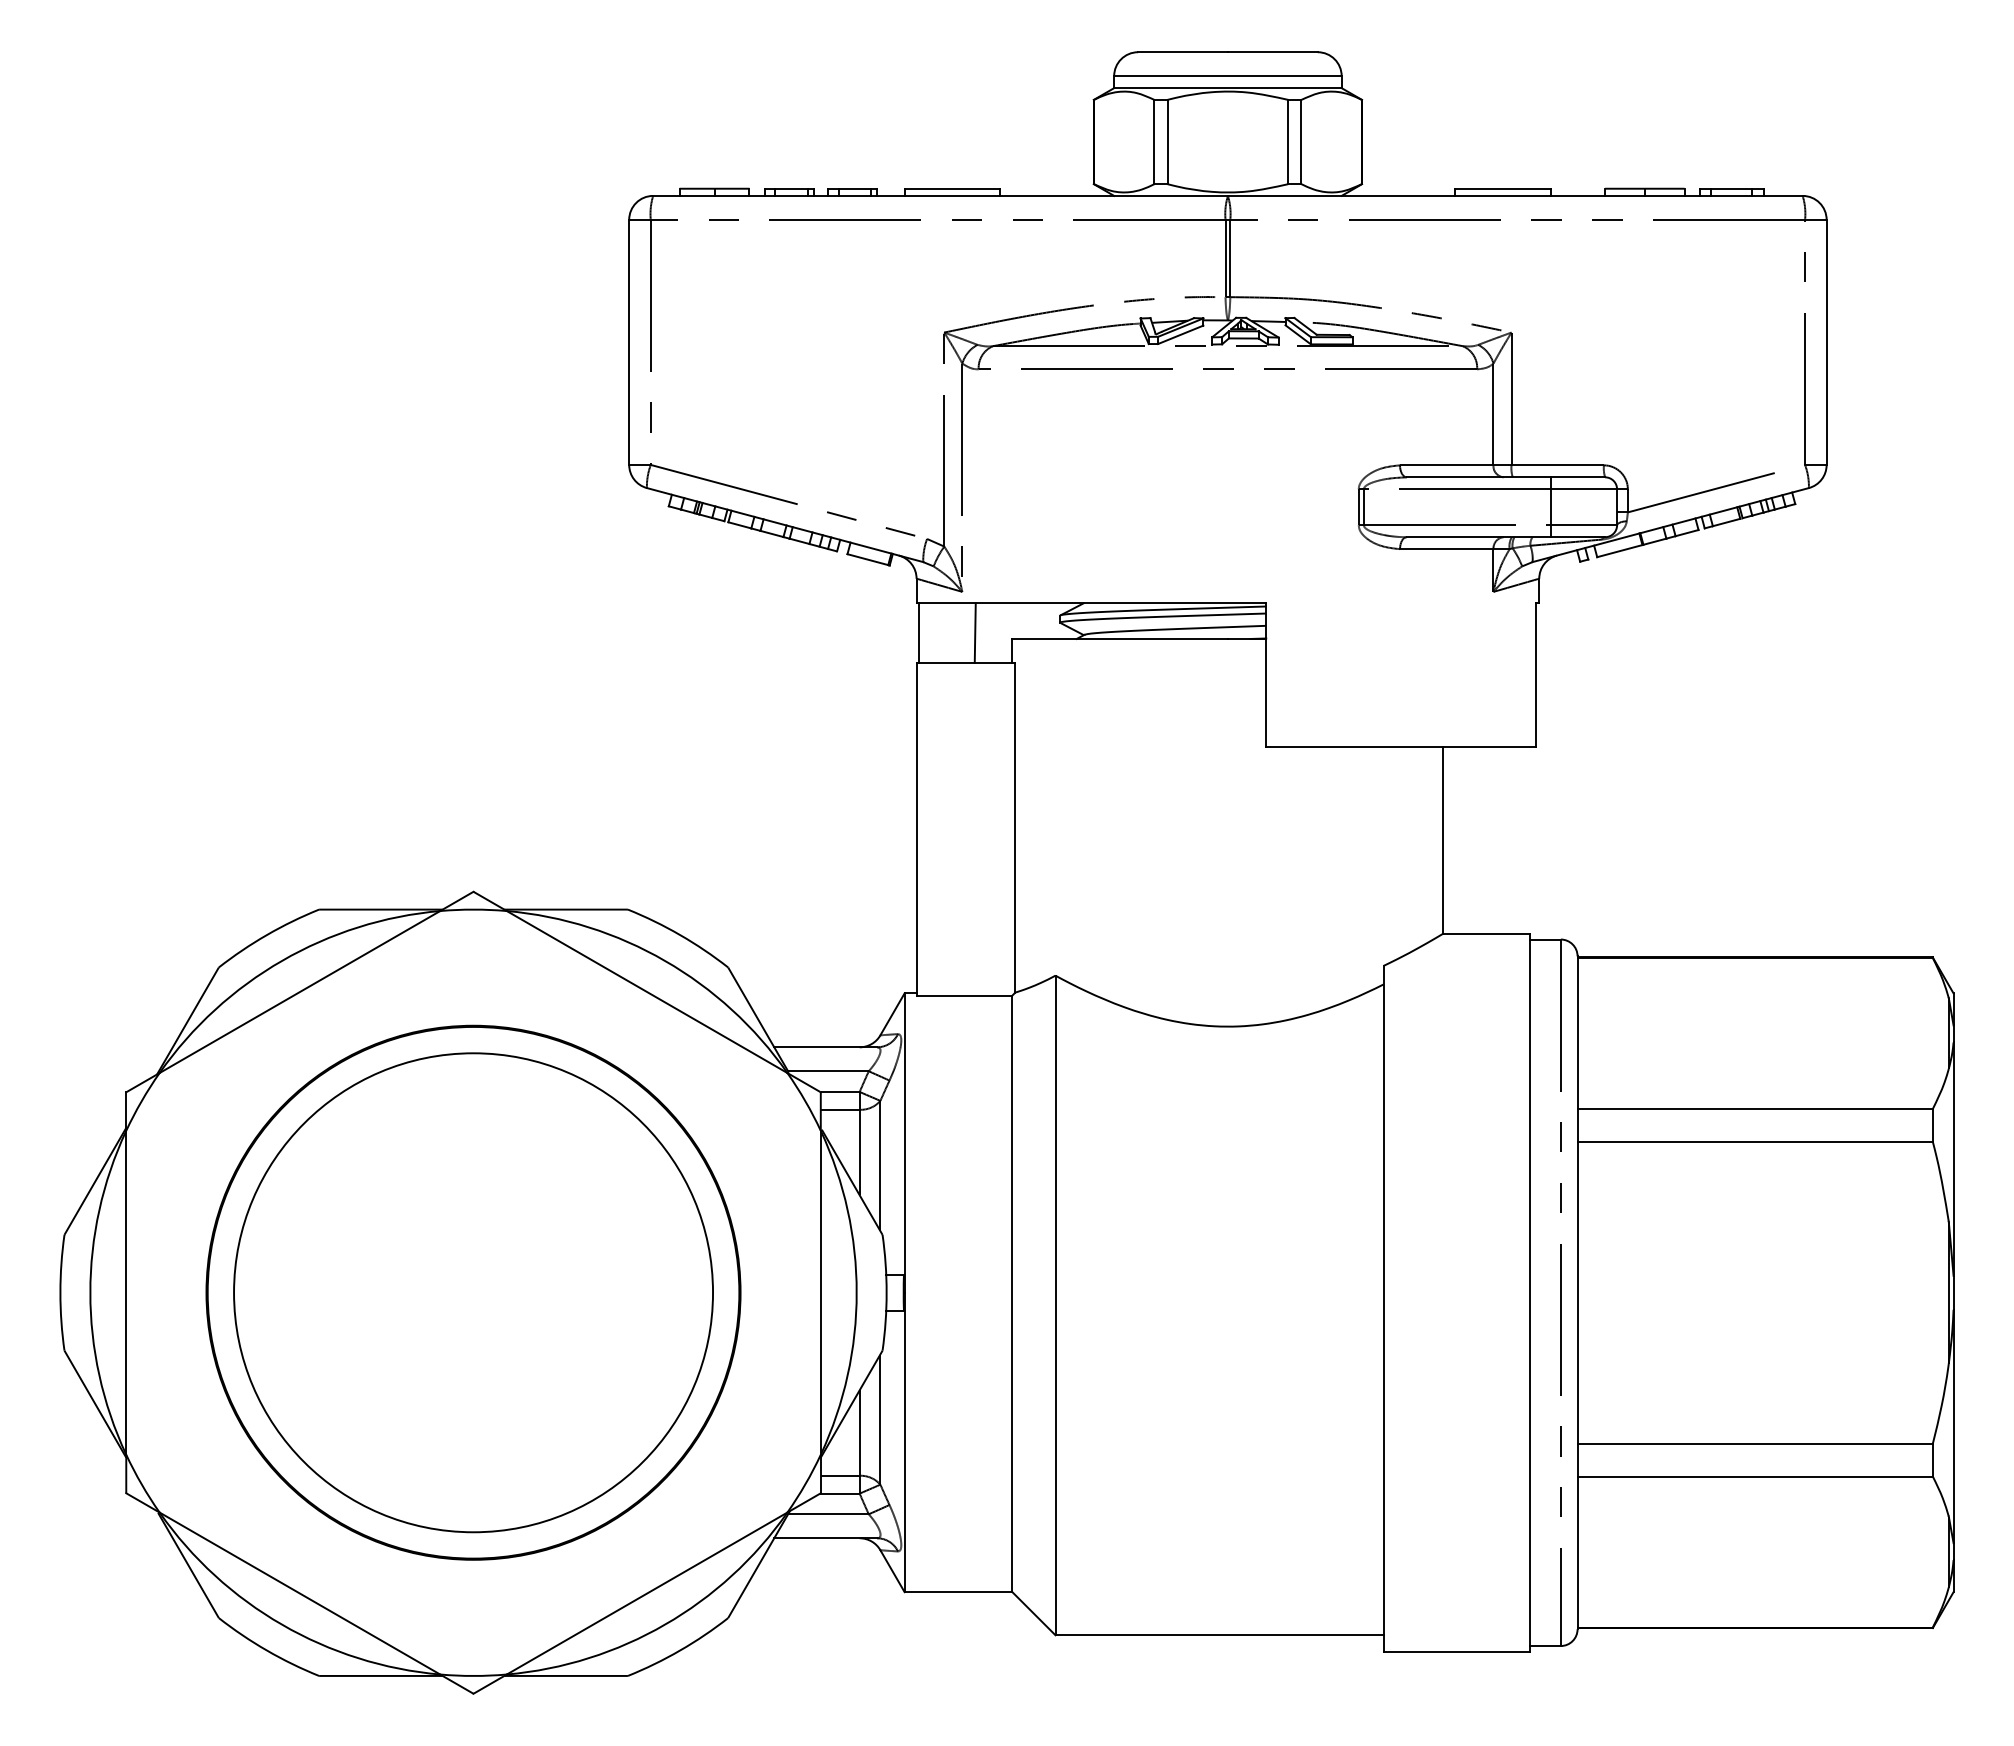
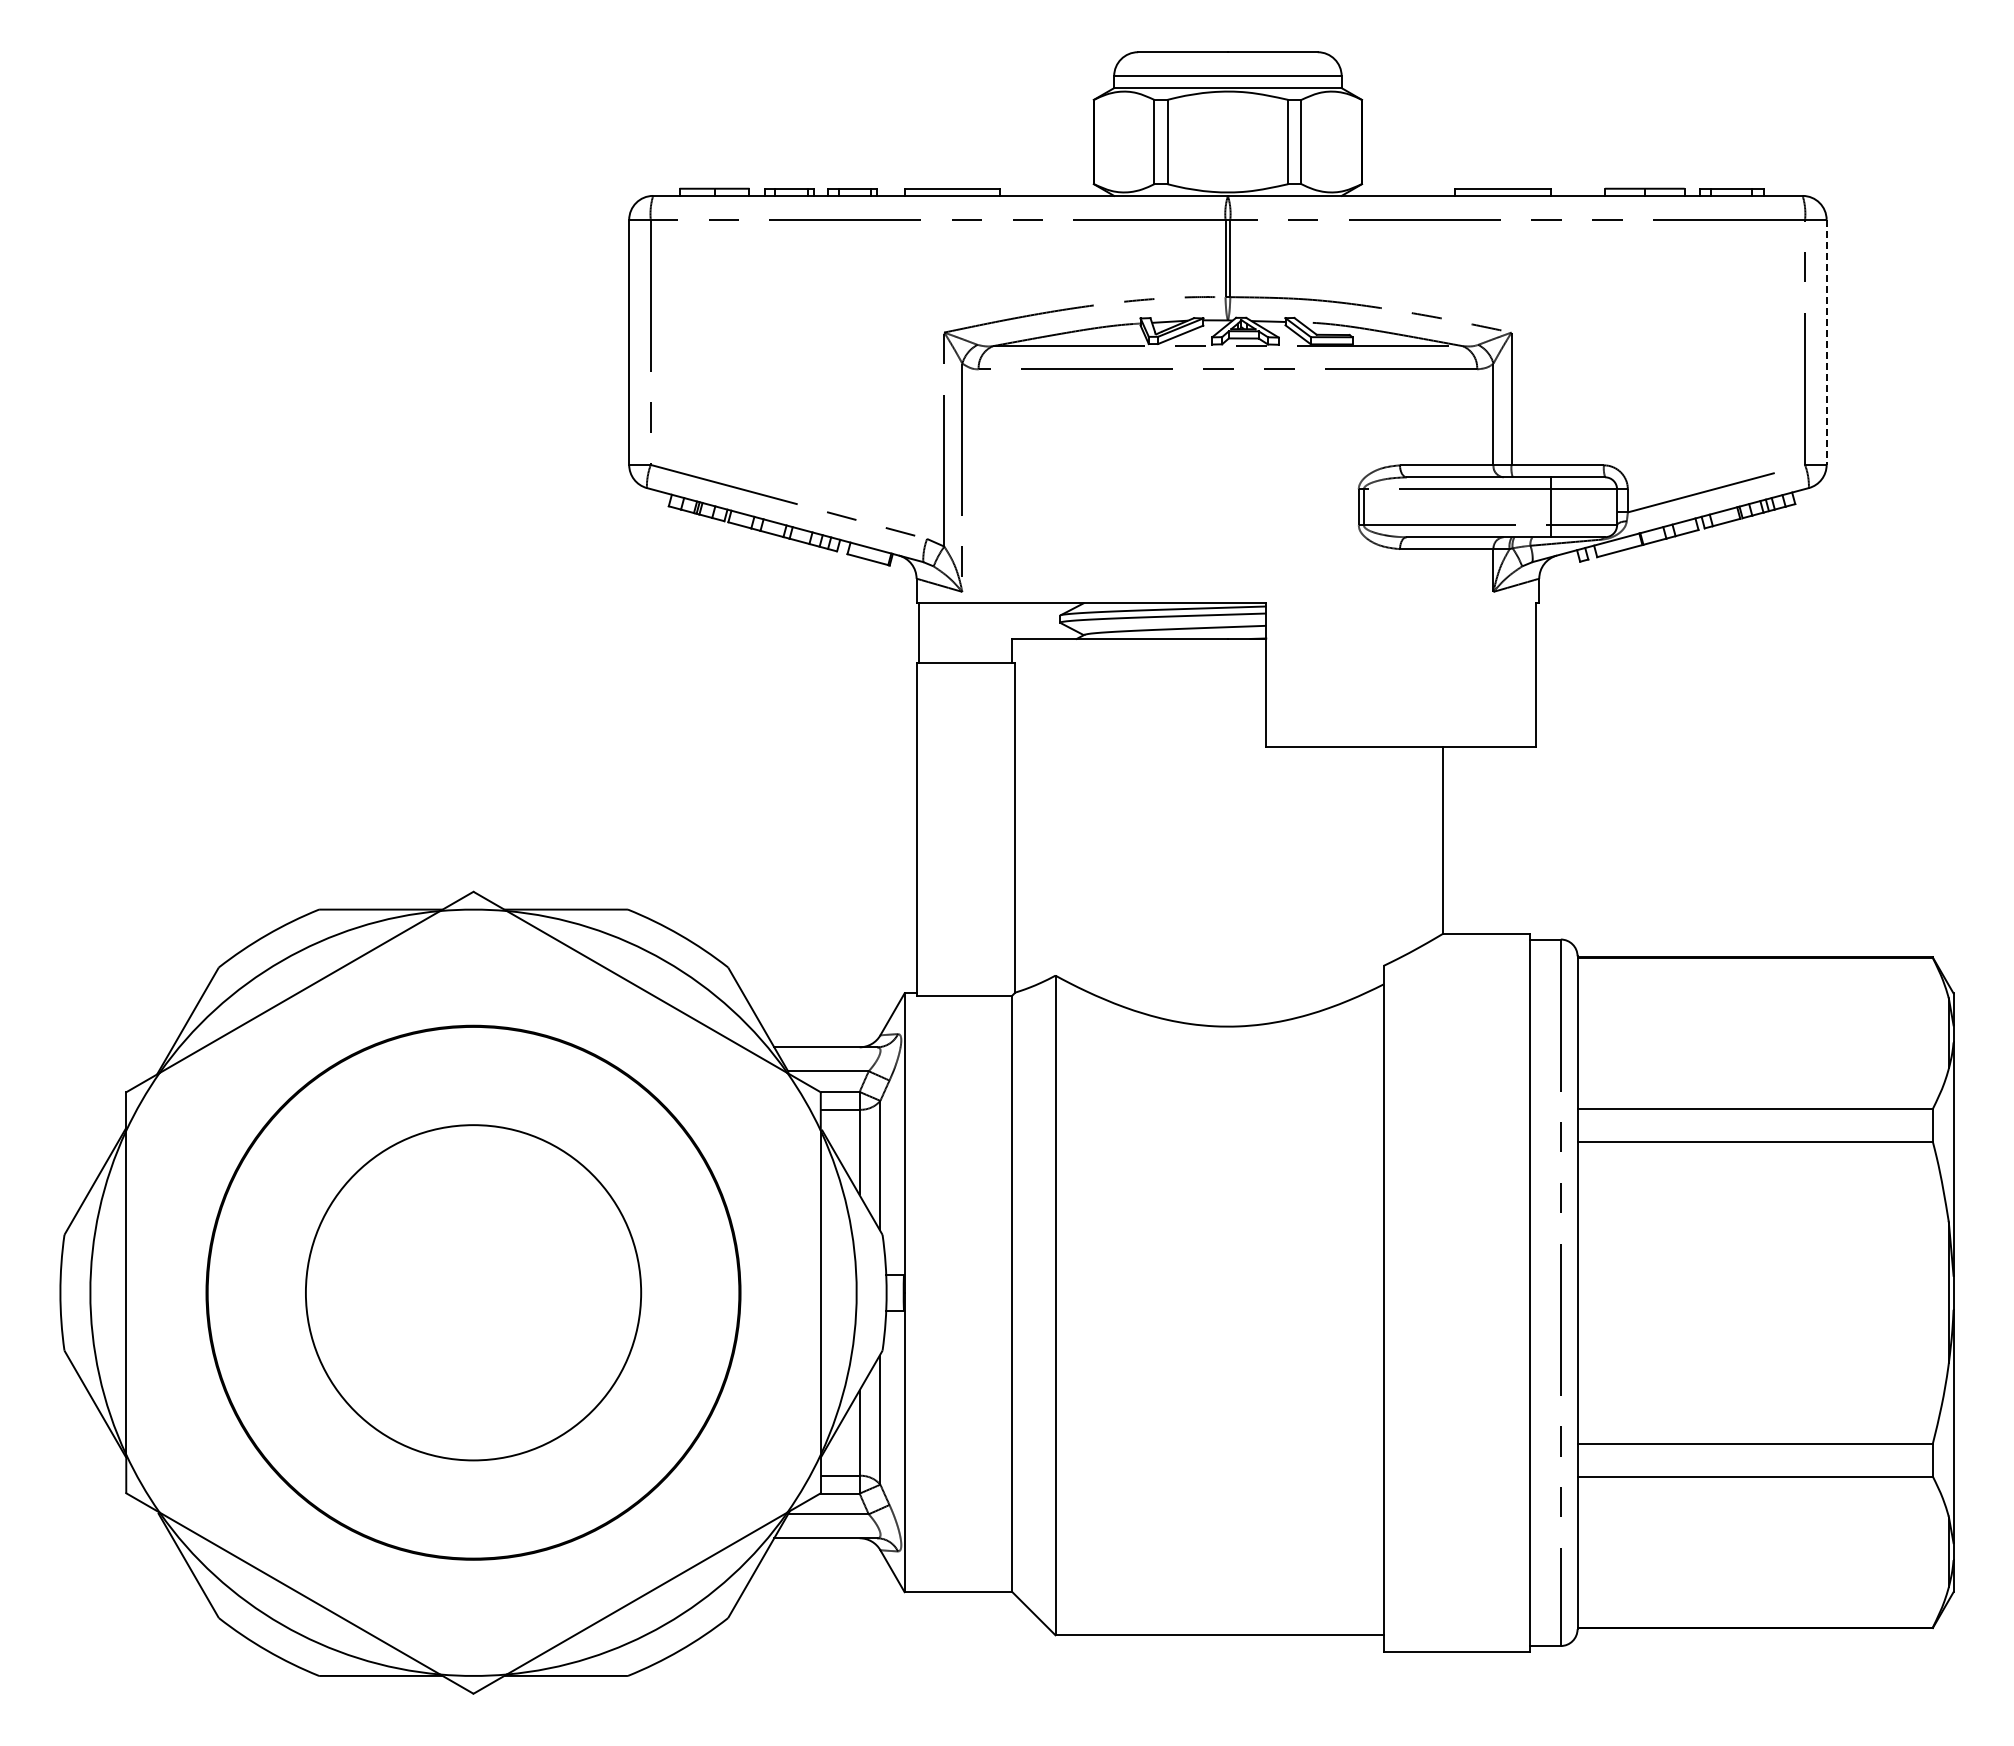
line: solid -> dashed (1826, 342)
line: present -> none (974, 632)
circle diameter: 479 px -> 335 px (473, 1292)
